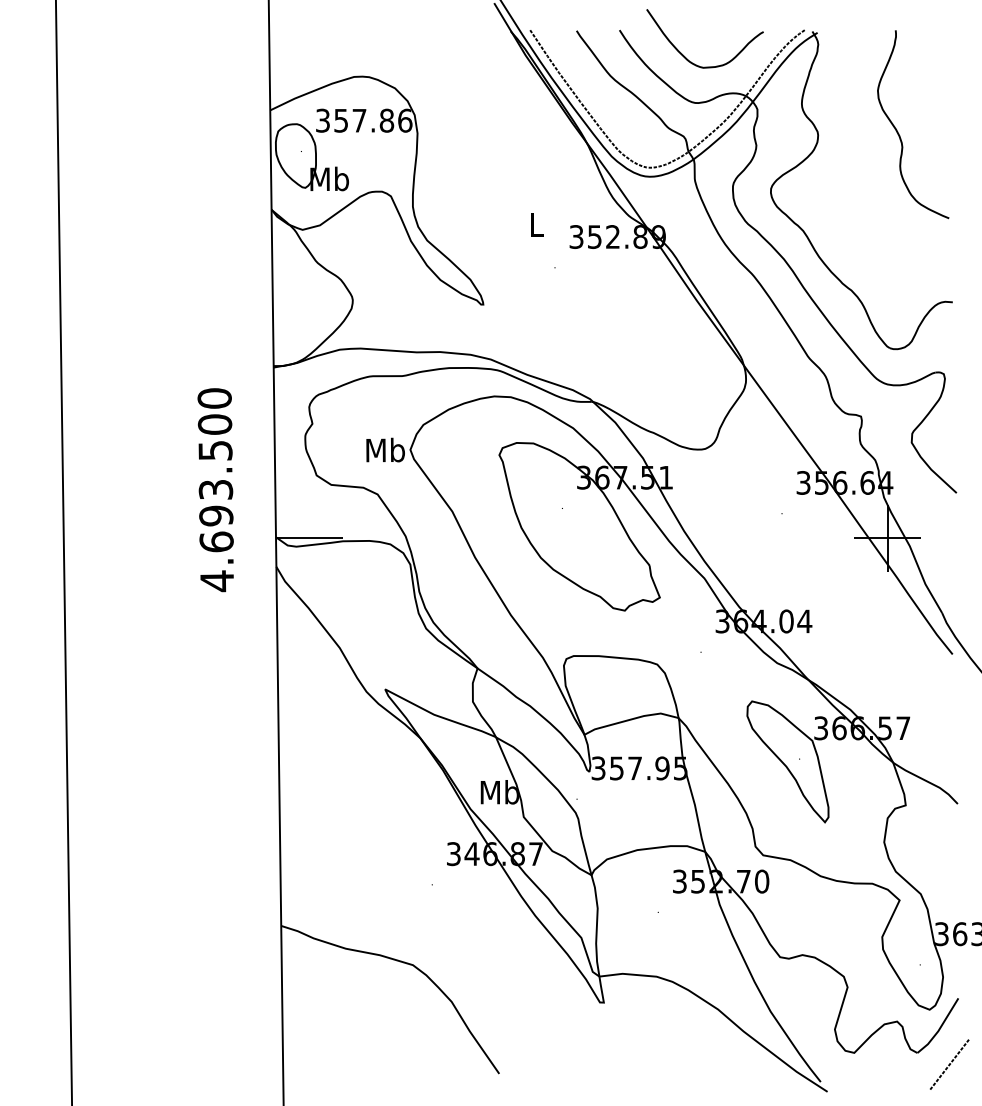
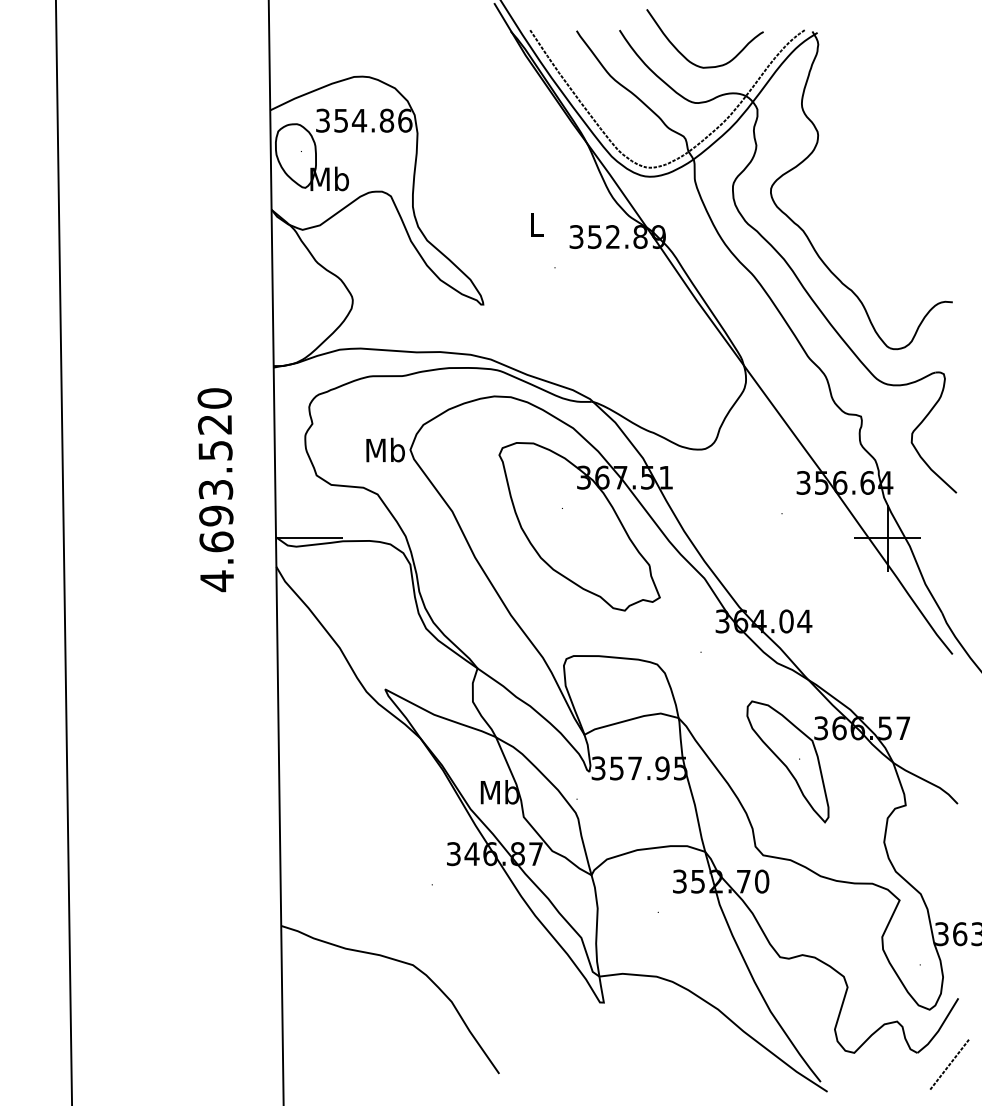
text: 357.86 -> 354.86 (359, 120)
curve: present -> none (898, 131)
text: 4.693.500 -> 4.693.520 (214, 424)
